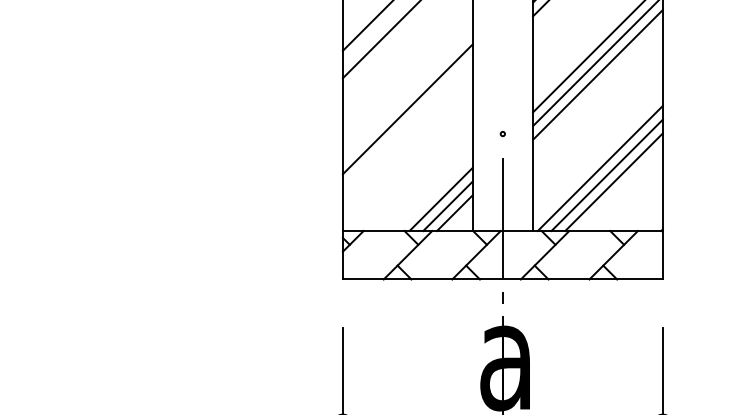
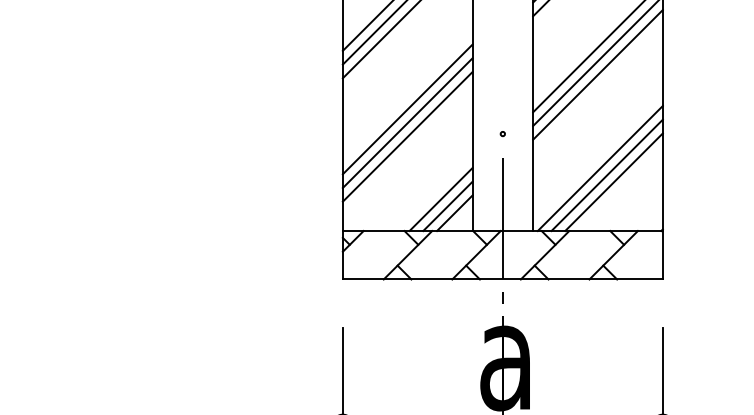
line: none -> present (373, 33)
line: none -> present (407, 123)
line: none -> present (407, 136)
